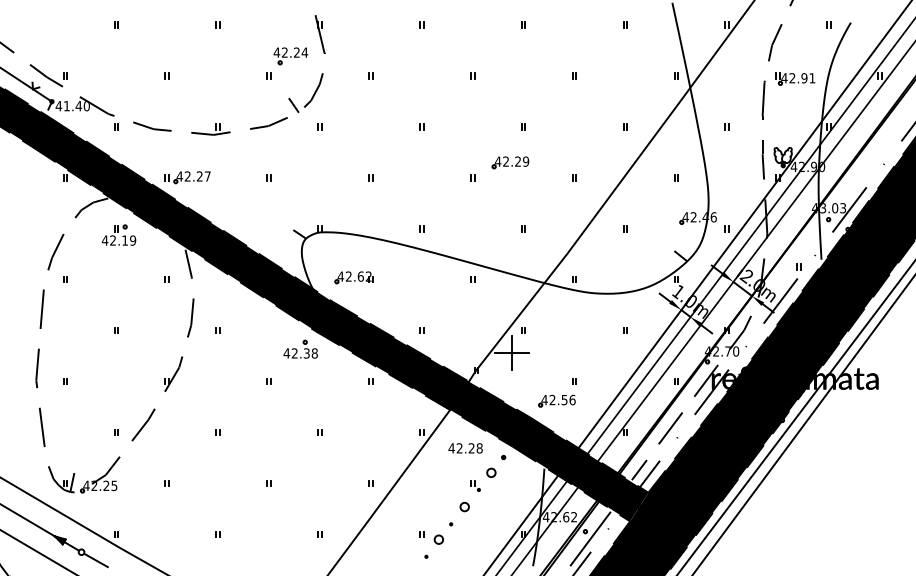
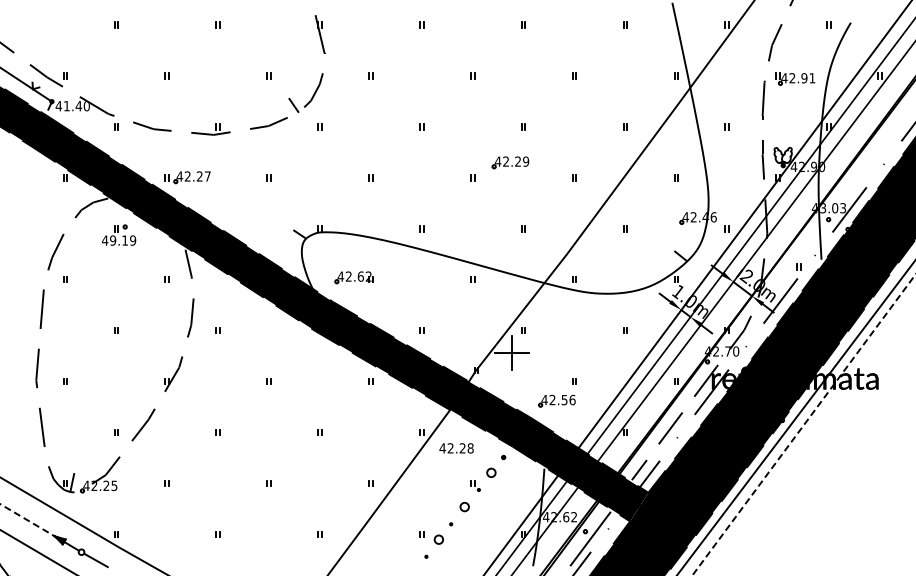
part: present -> none (290, 56)
text: 42.19 -> 49.19 (113, 240)
part: present -> none (300, 348)
line: solid -> dashed (804, 424)
text position: (465, 448) -> (456, 448) (456, 448)
line: solid -> dashed (28, 520)
